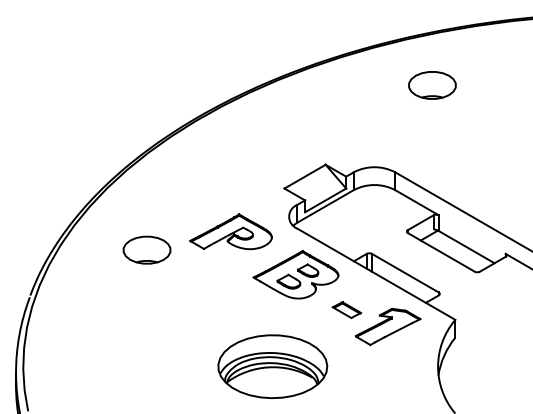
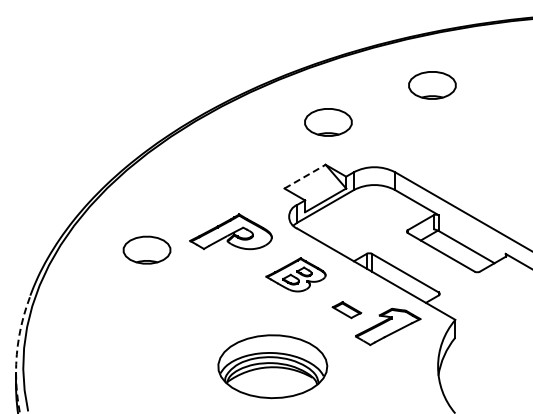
part: none -> present (328, 122)
line: solid -> dashed (305, 176)
part size: 88x50 px -> 62x36 px (295, 274)
arc: solid -> dashed (16, 354)
